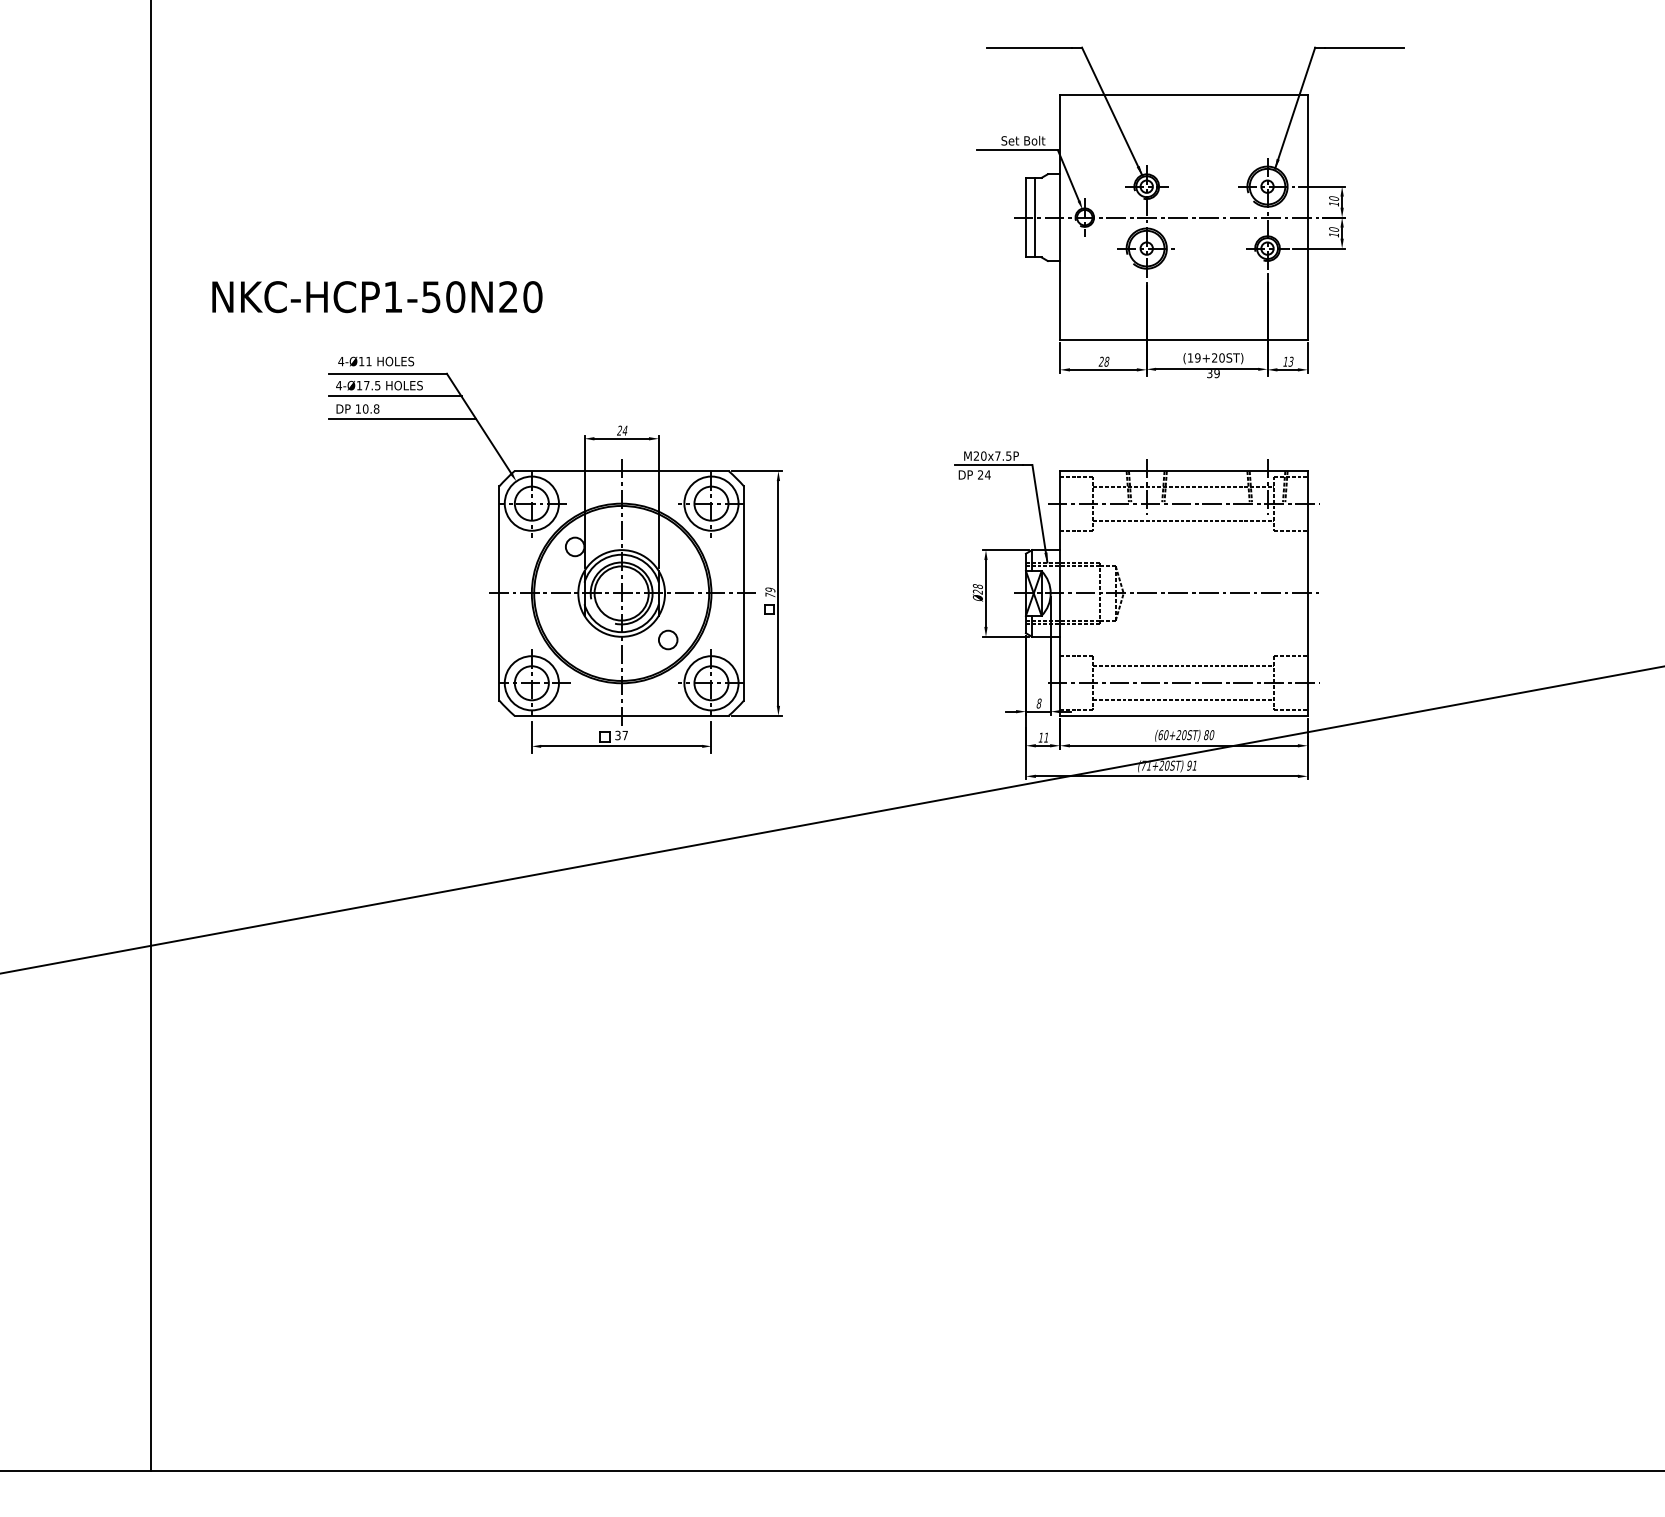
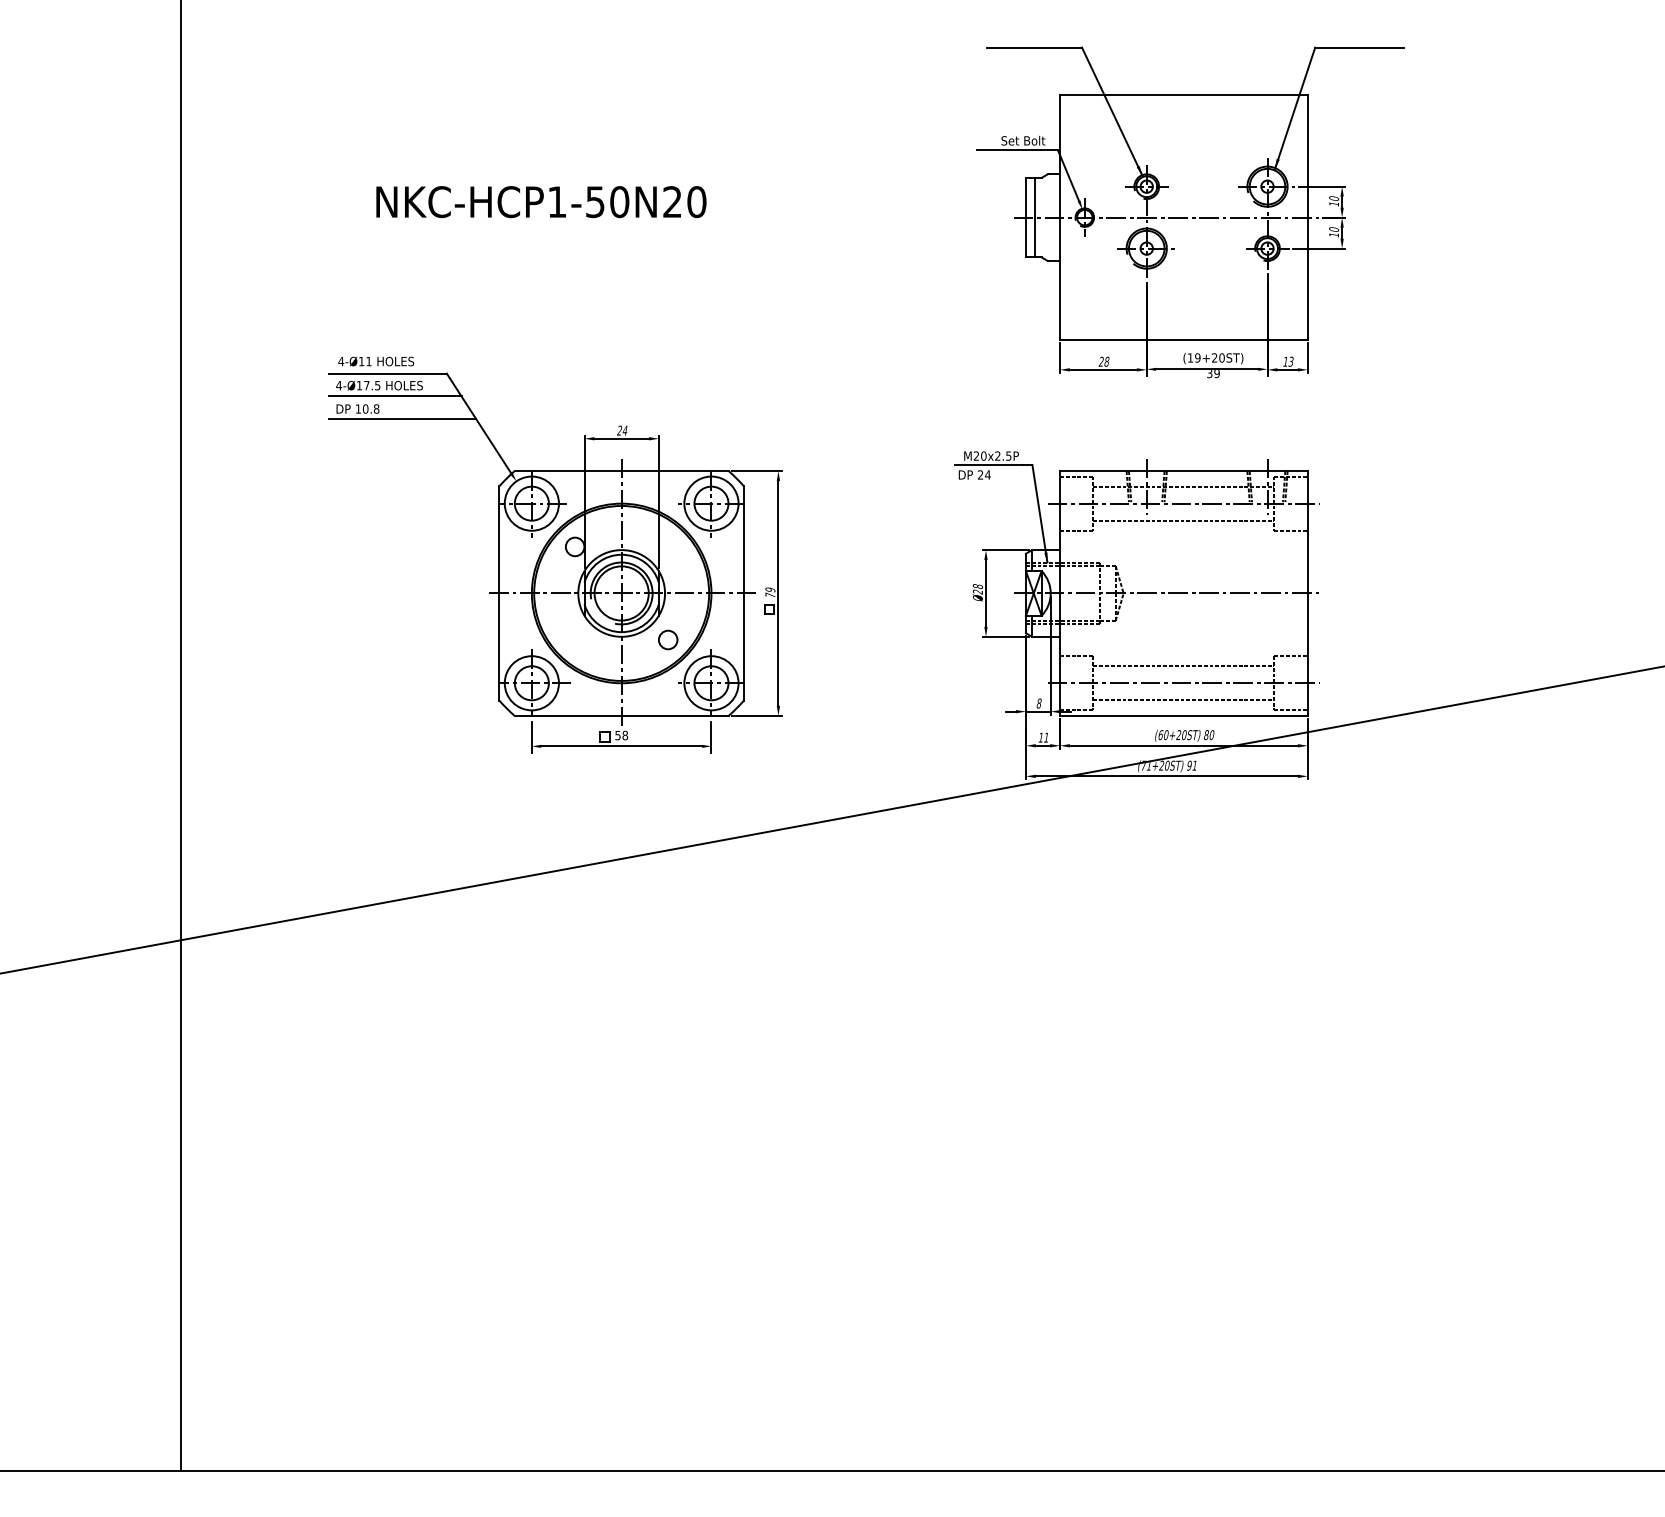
text position: (377, 297) -> (541, 202) (541, 202)
text: M20x7.5P -> M20x2.5P (997, 455)
text: 37 -> 58 (621, 735)
line position: (151, 736) -> (181, 736) (181, 736)
